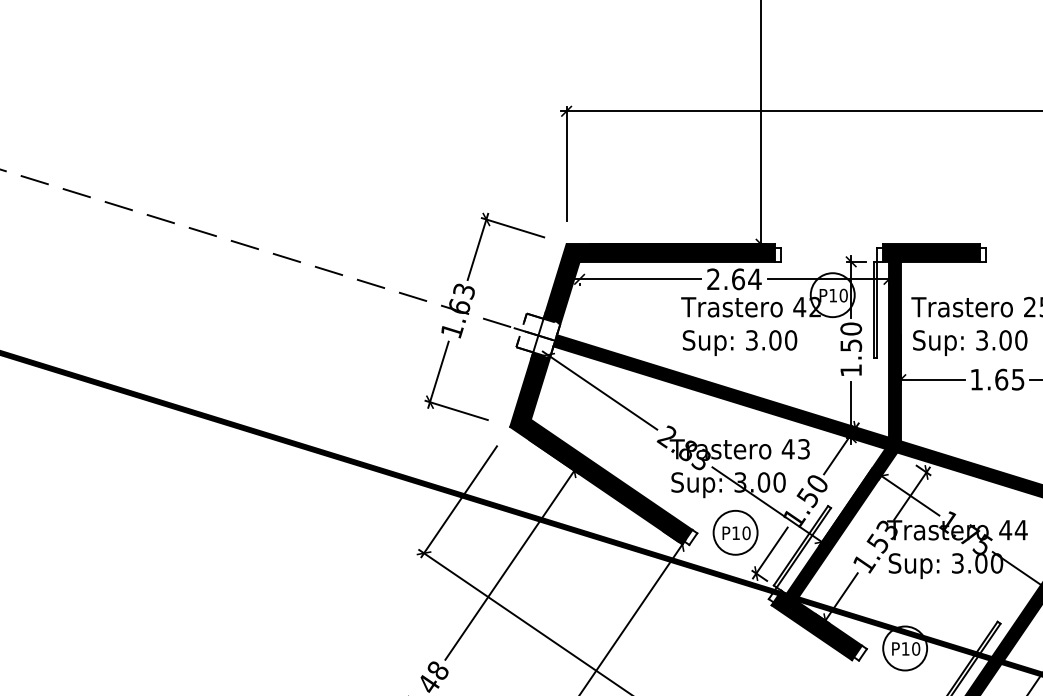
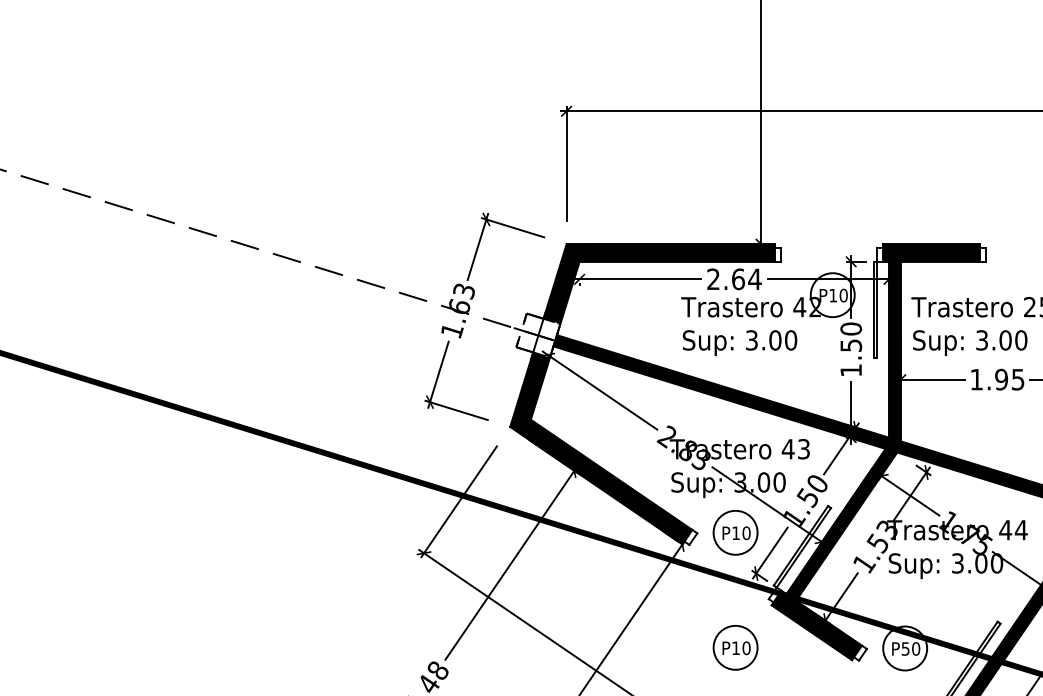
text: 1.65 -> 1.95 (1001, 379)
part: none -> present (735, 647)
text: P10 -> P50 (905, 648)
